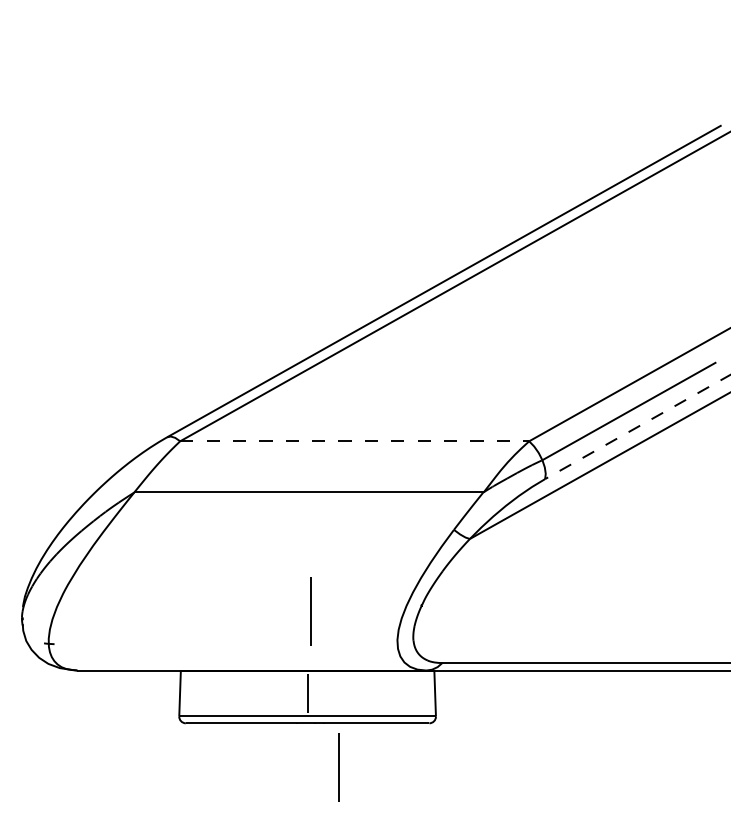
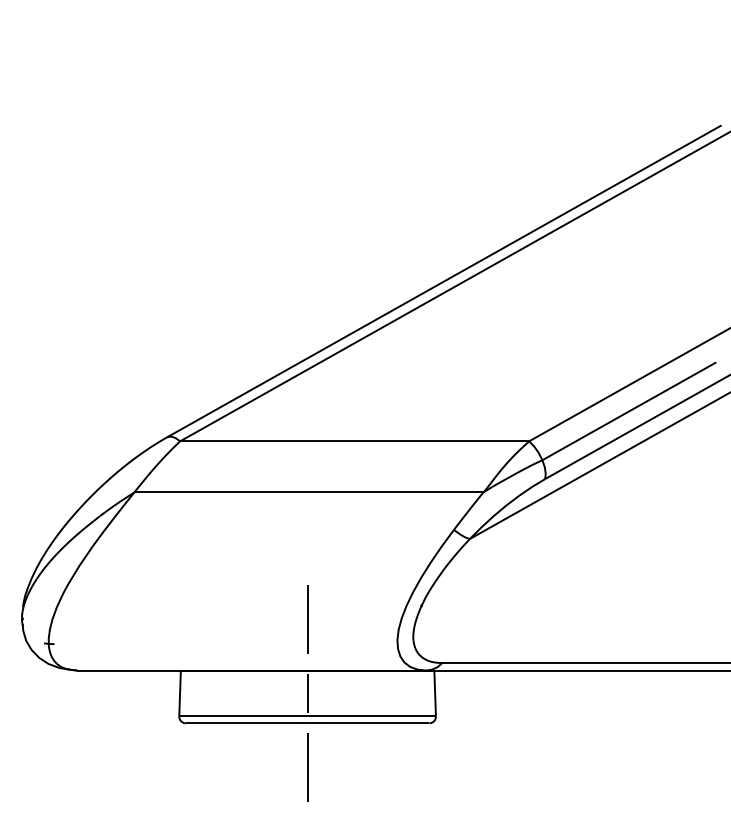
line: dashed -> solid (637, 427)
line: dashed -> solid (354, 441)
line position: (310, 611) -> (307, 619) (307, 619)
line position: (338, 767) -> (307, 767) (307, 767)
